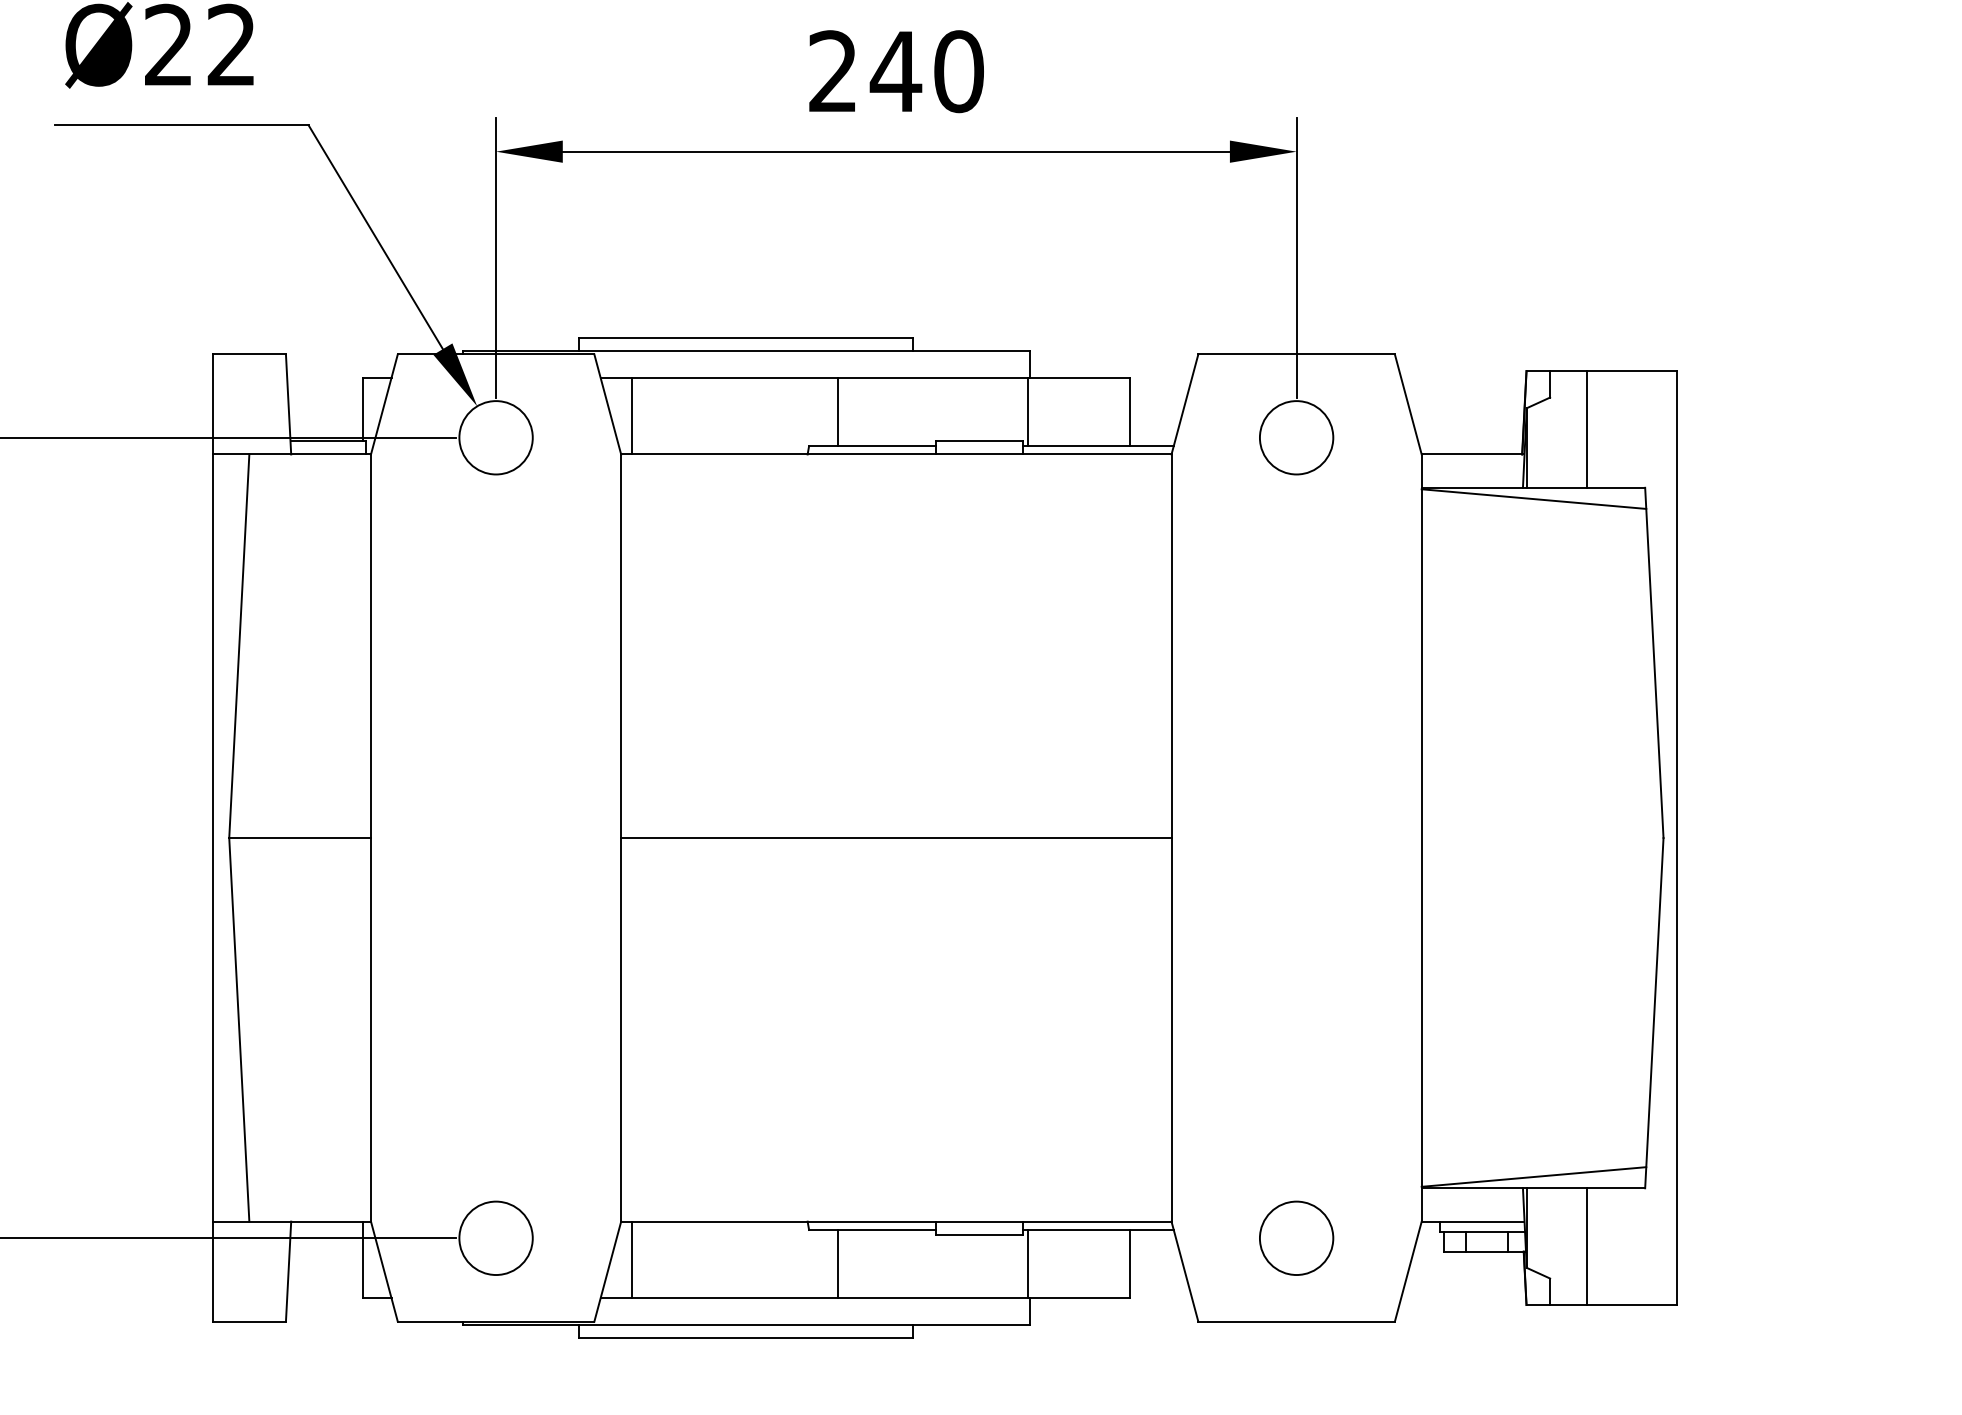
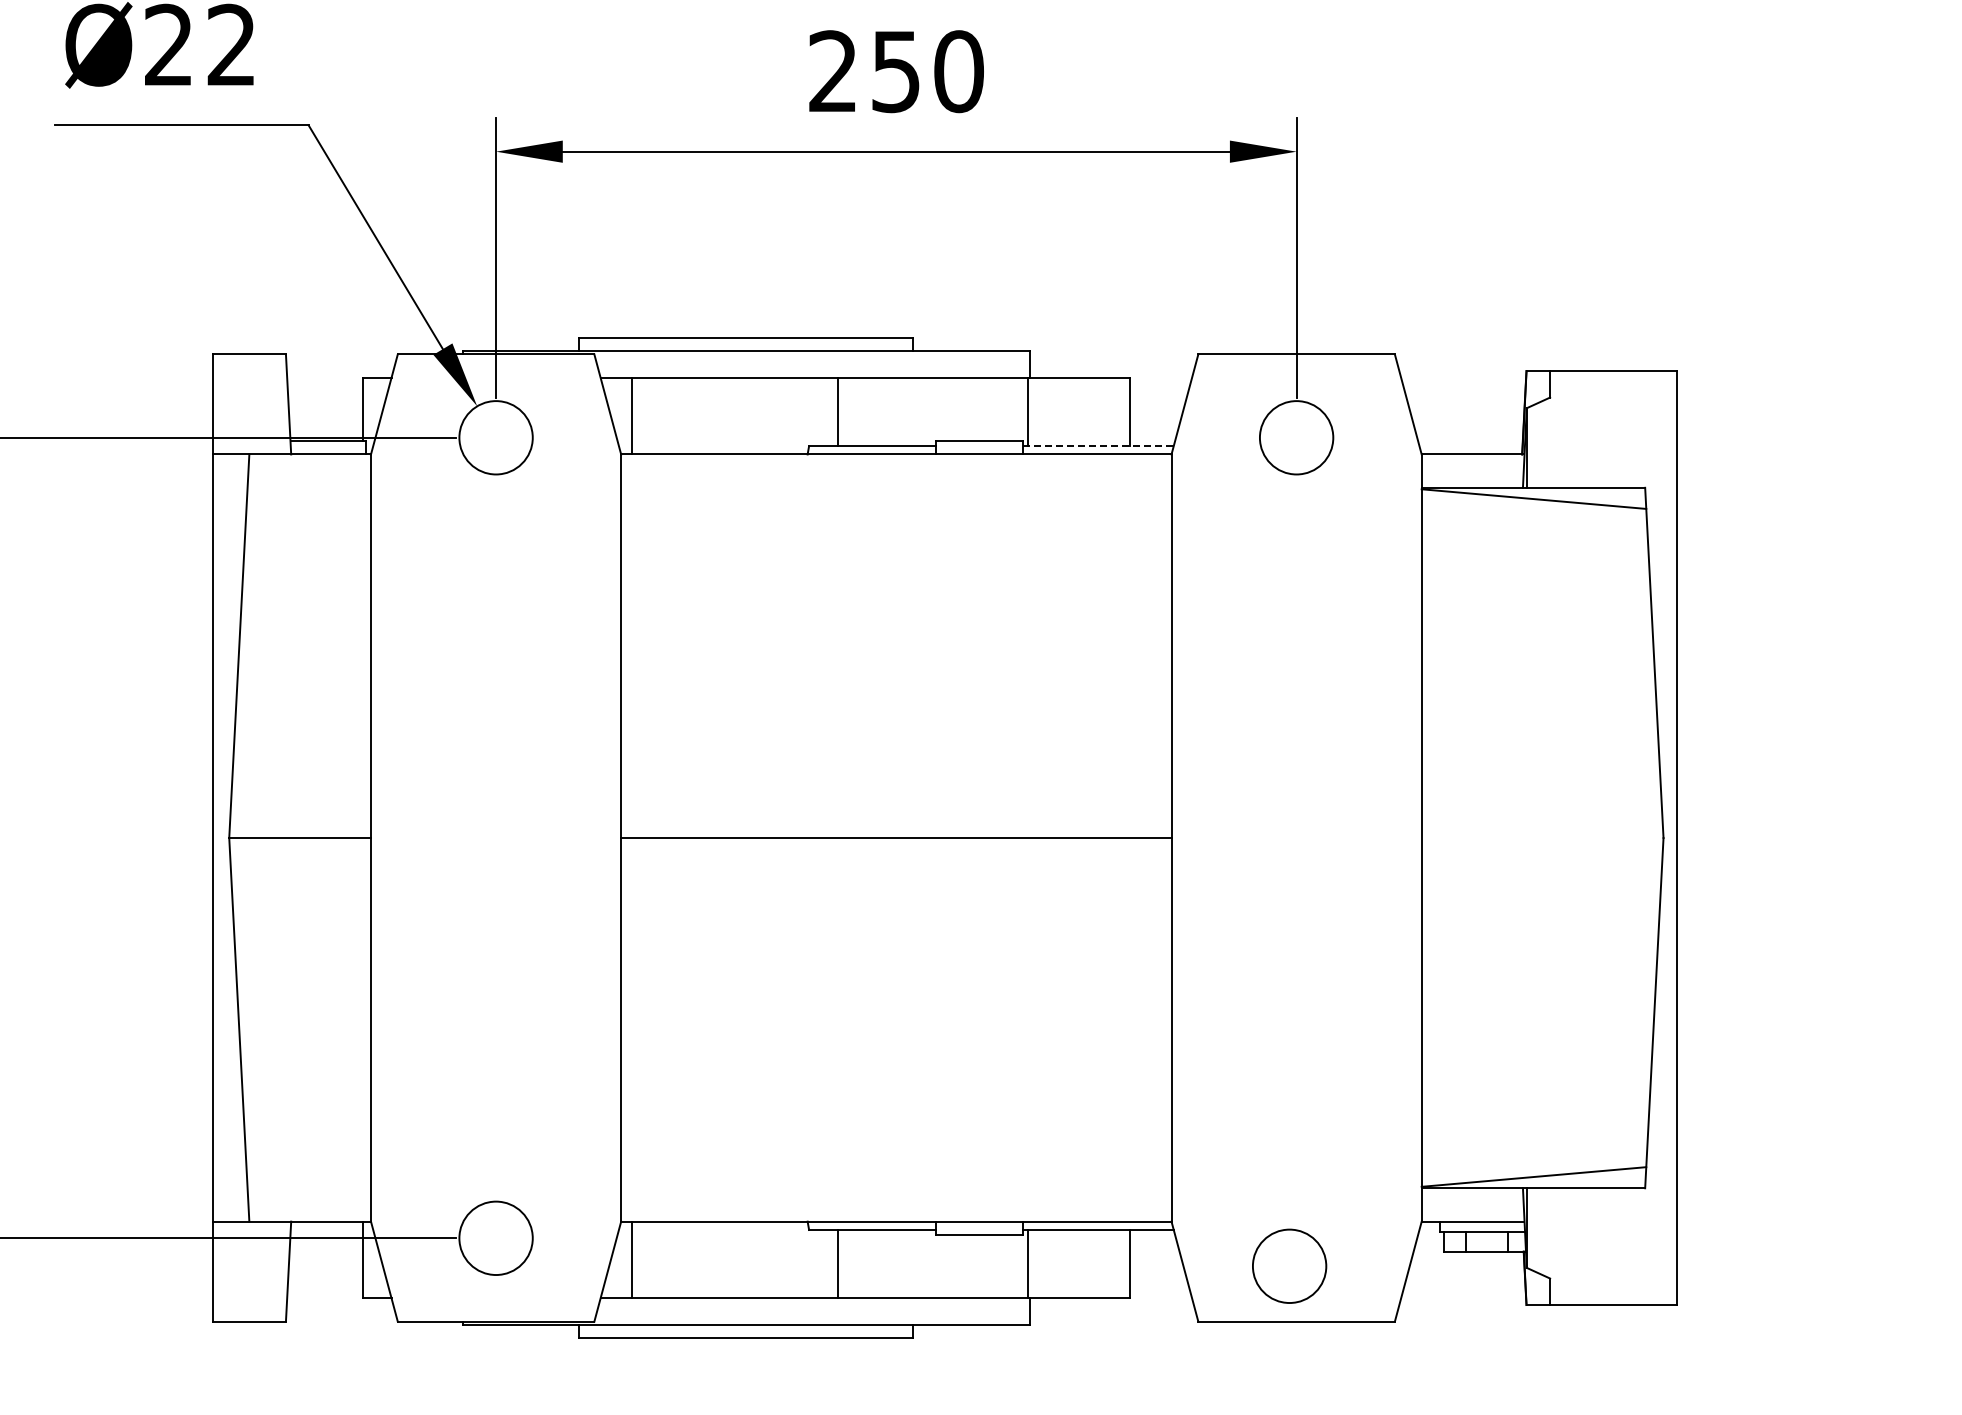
text: 240 -> 250 (895, 72)
line: present -> none (1586, 429)
line: solid -> dashed (1098, 446)
circle position: (1296, 1237) -> (1289, 1265) (1289, 1265)
line: present -> none (1586, 1246)
